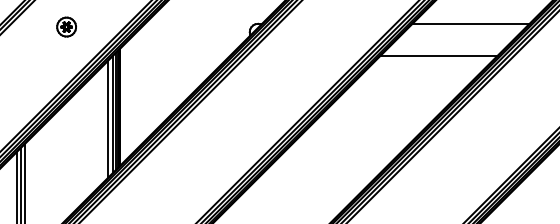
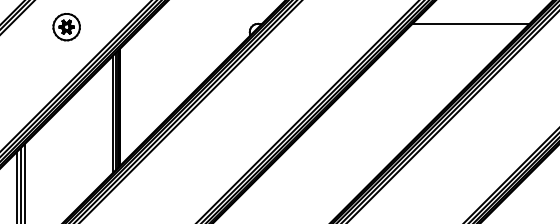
part size: 21x22 px -> 29x29 px (66, 27)
line: present -> none (438, 55)
line: present -> none (107, 118)
